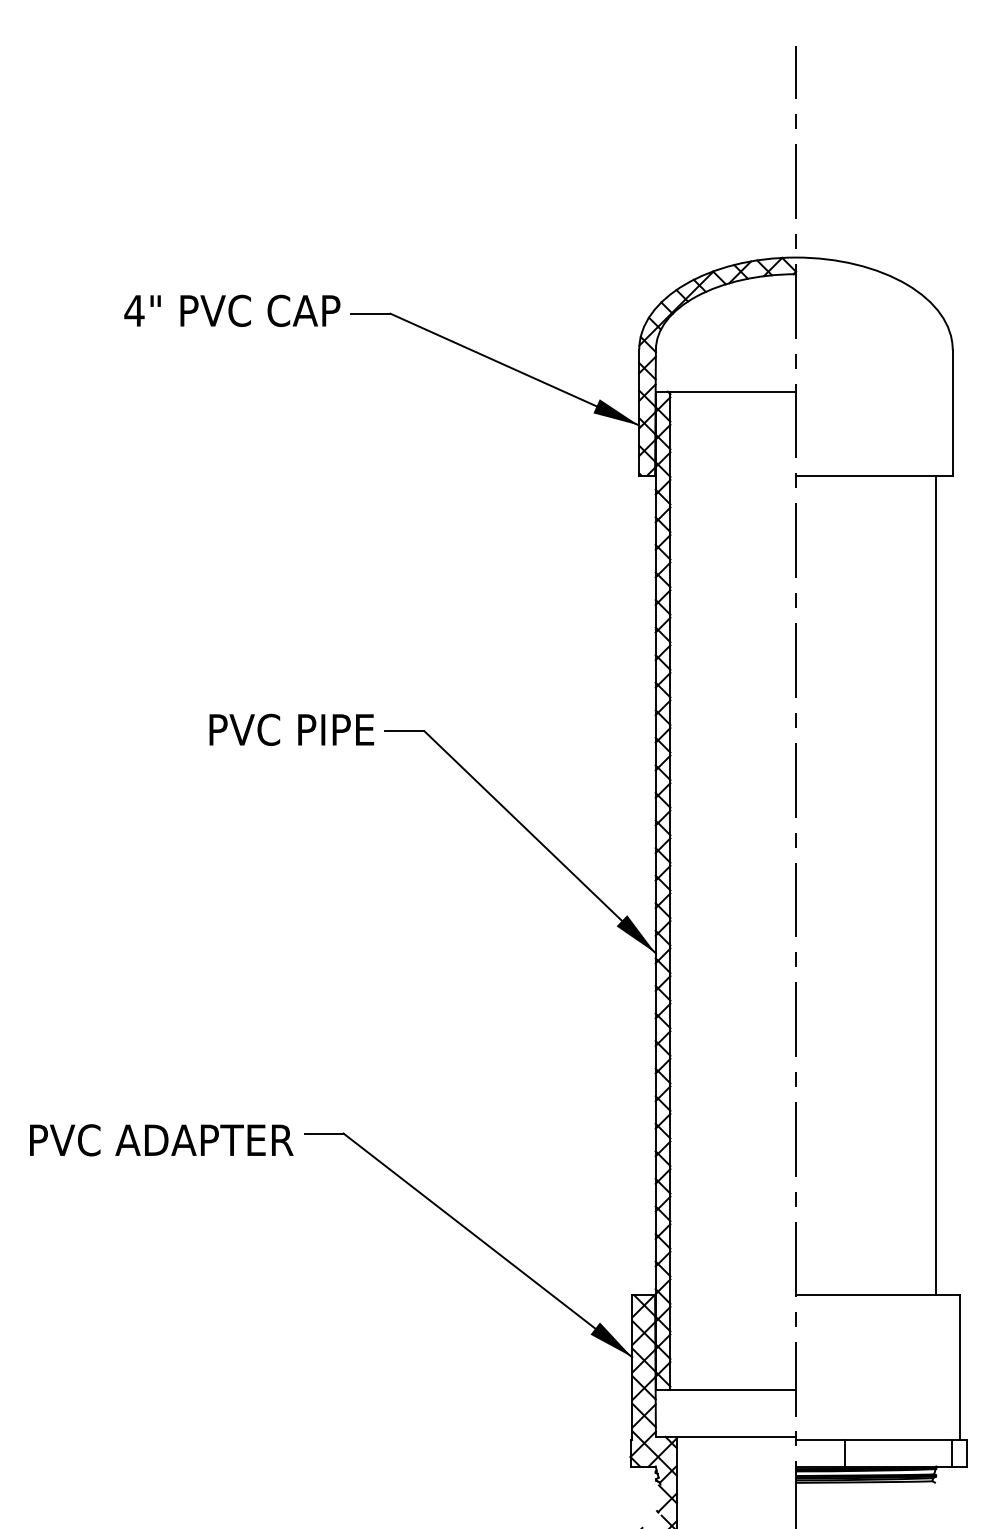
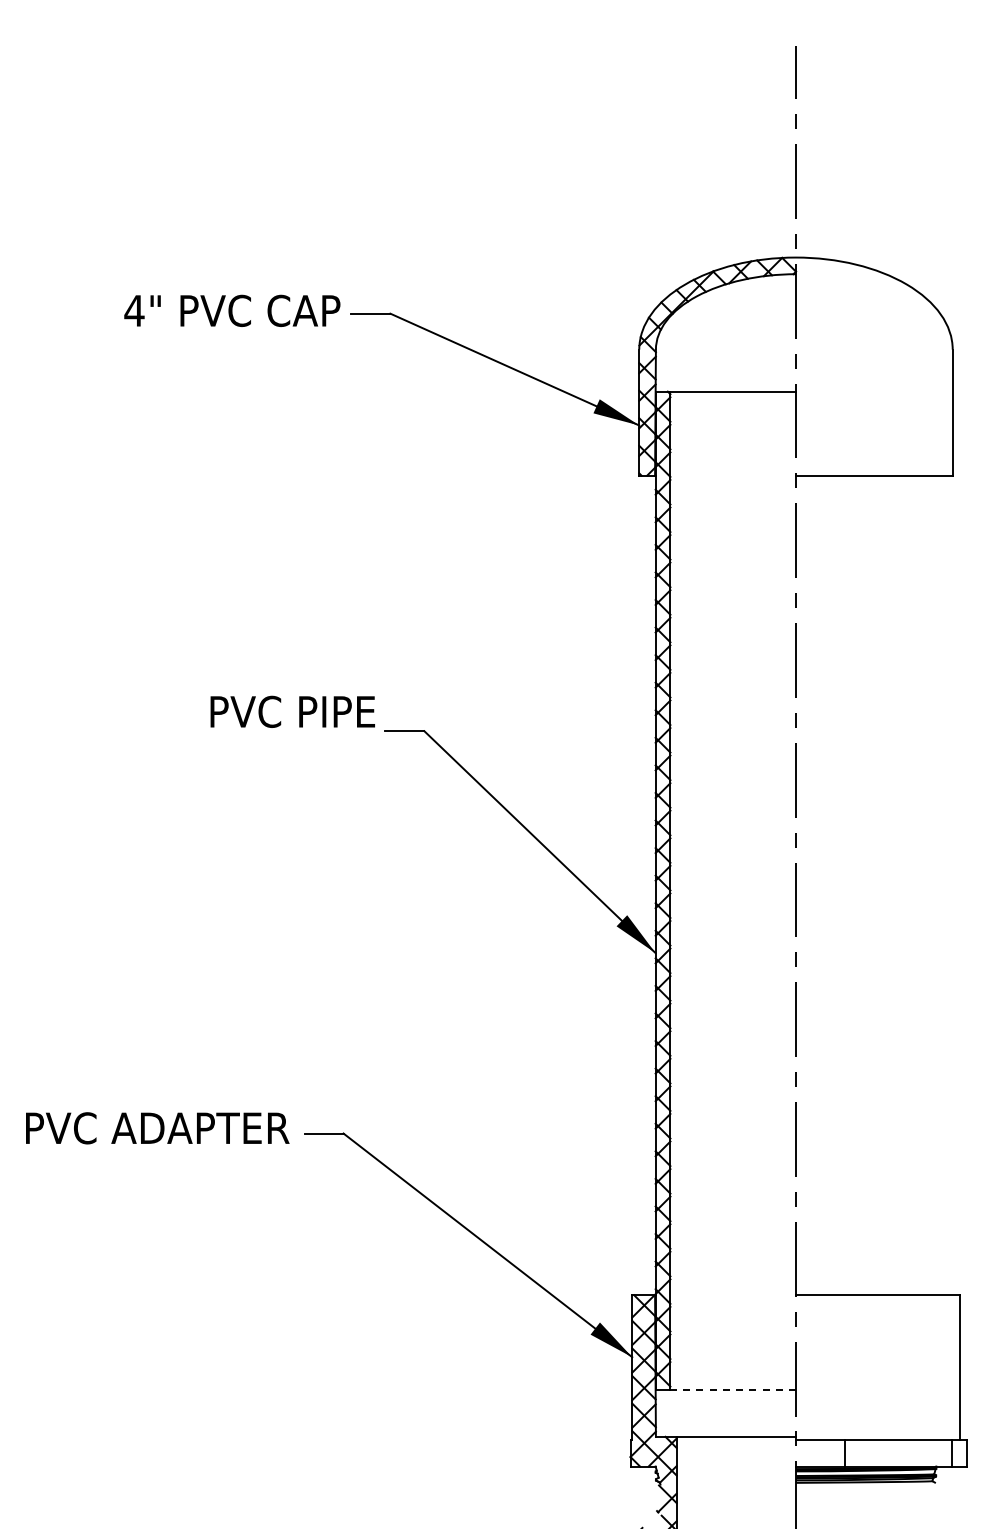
text position: (291, 729) -> (292, 711) (292, 711)
line: present -> none (936, 885)
text position: (161, 1140) -> (157, 1128) (157, 1128)
line: solid -> dashed (733, 1389)
